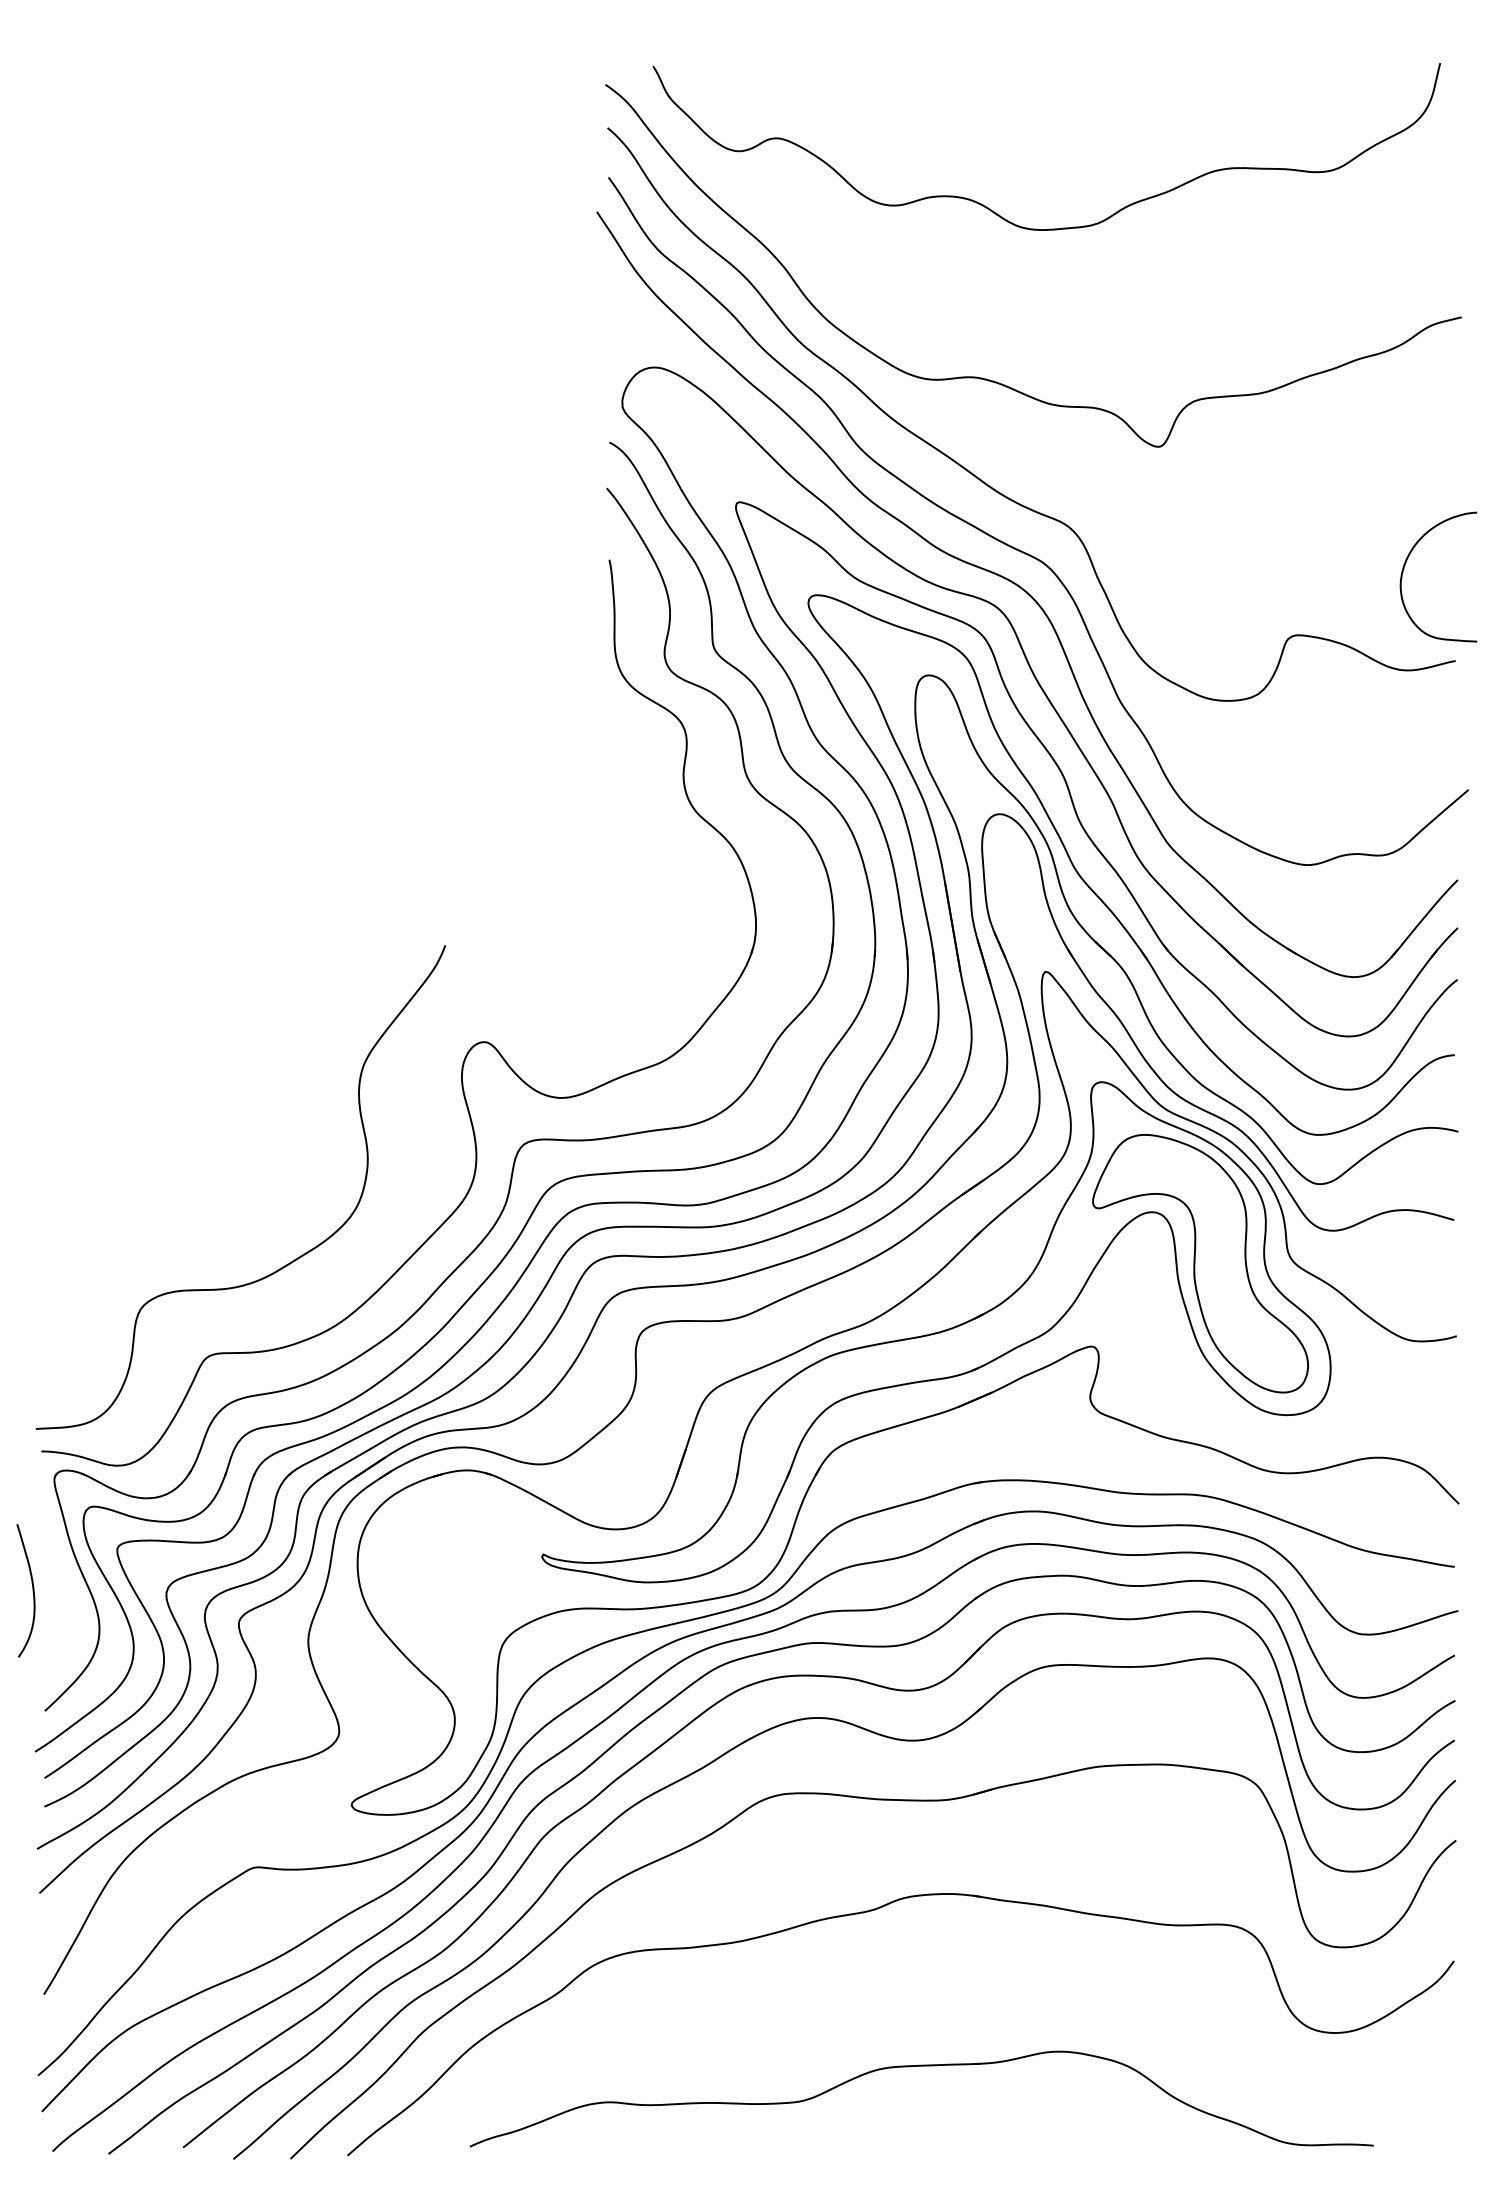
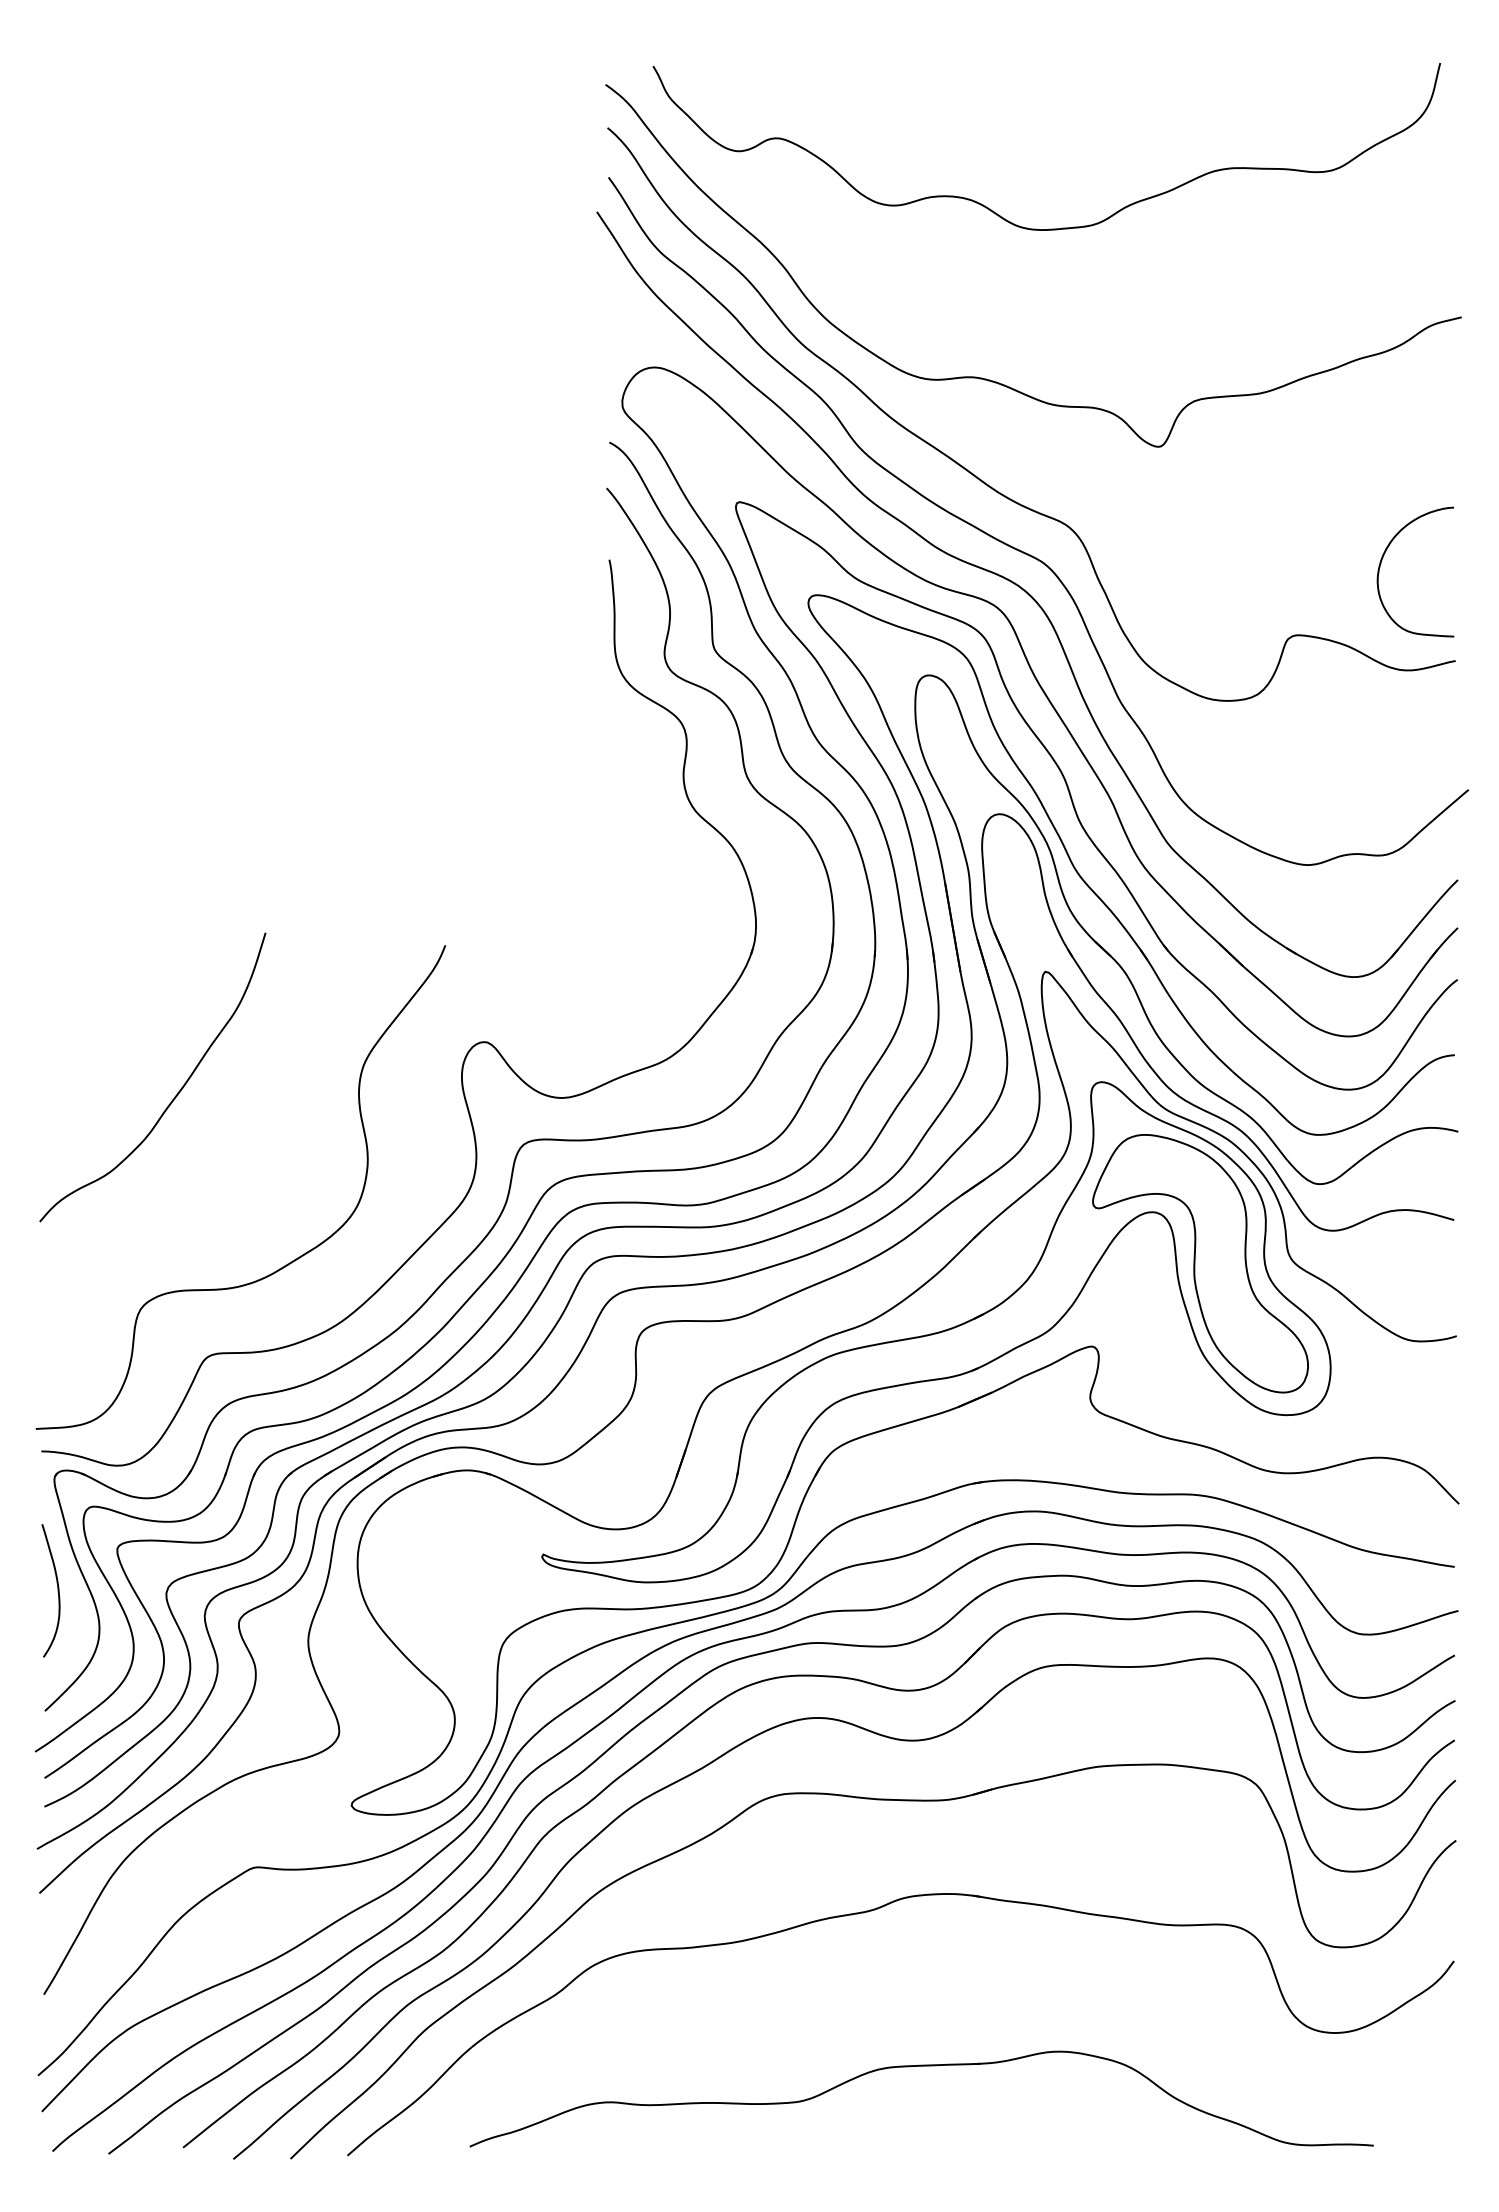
curve position: (1404, 569) -> (1381, 564) (1381, 564)
curve: none -> present (174, 1096)
curve position: (32, 1590) -> (57, 1590) (57, 1590)
